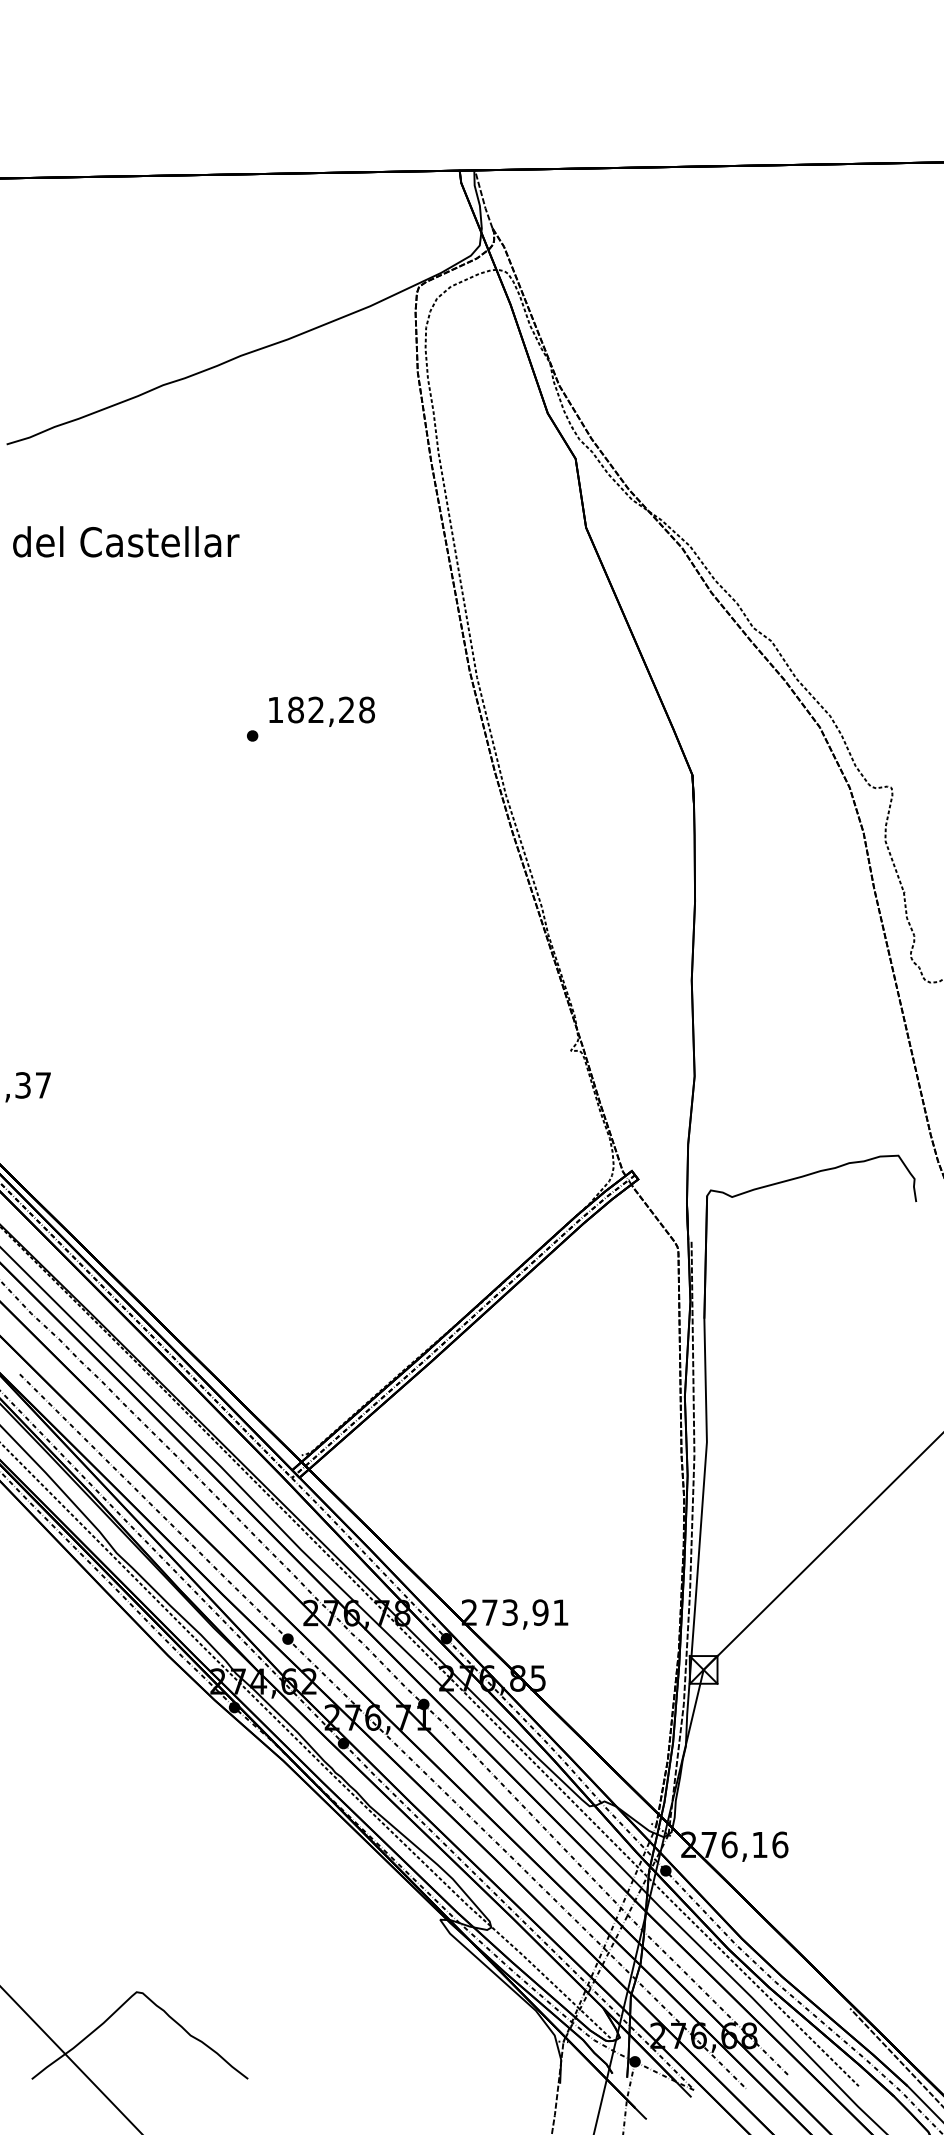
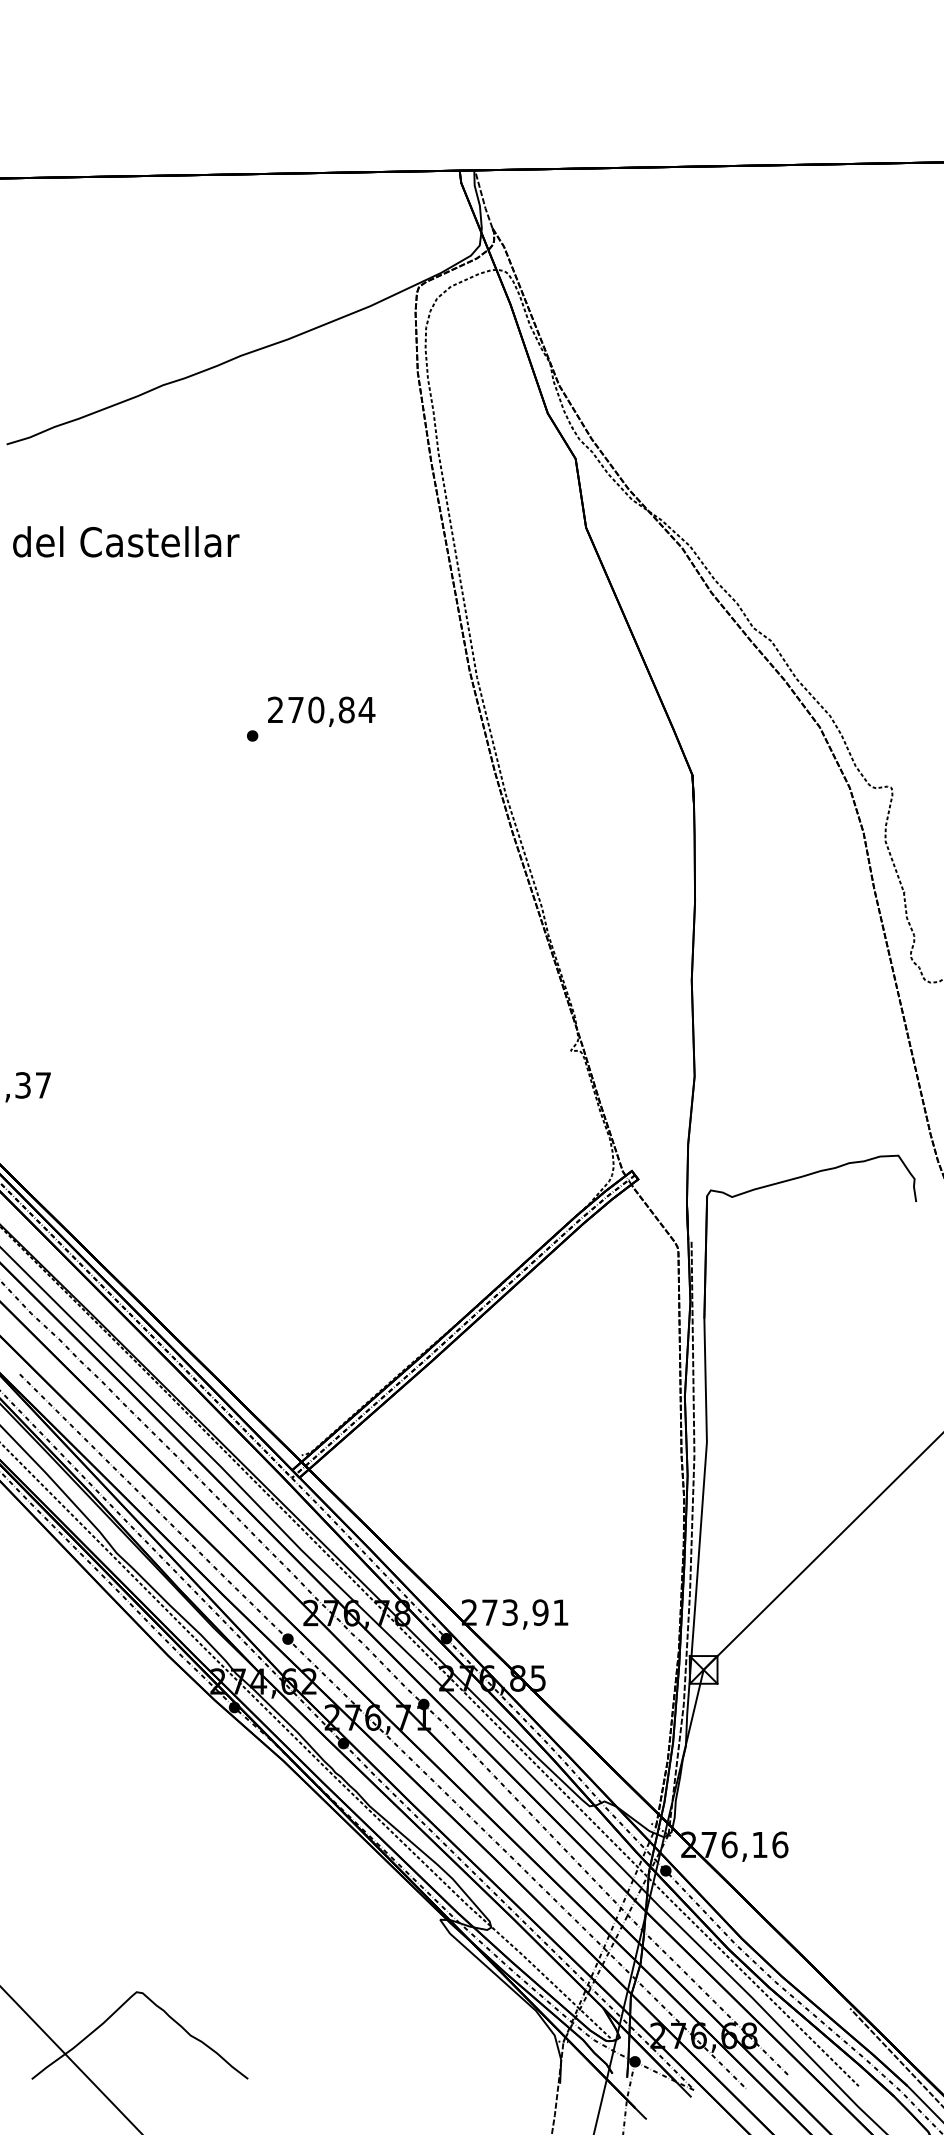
text: 182,28 -> 270,84 (321, 709)
